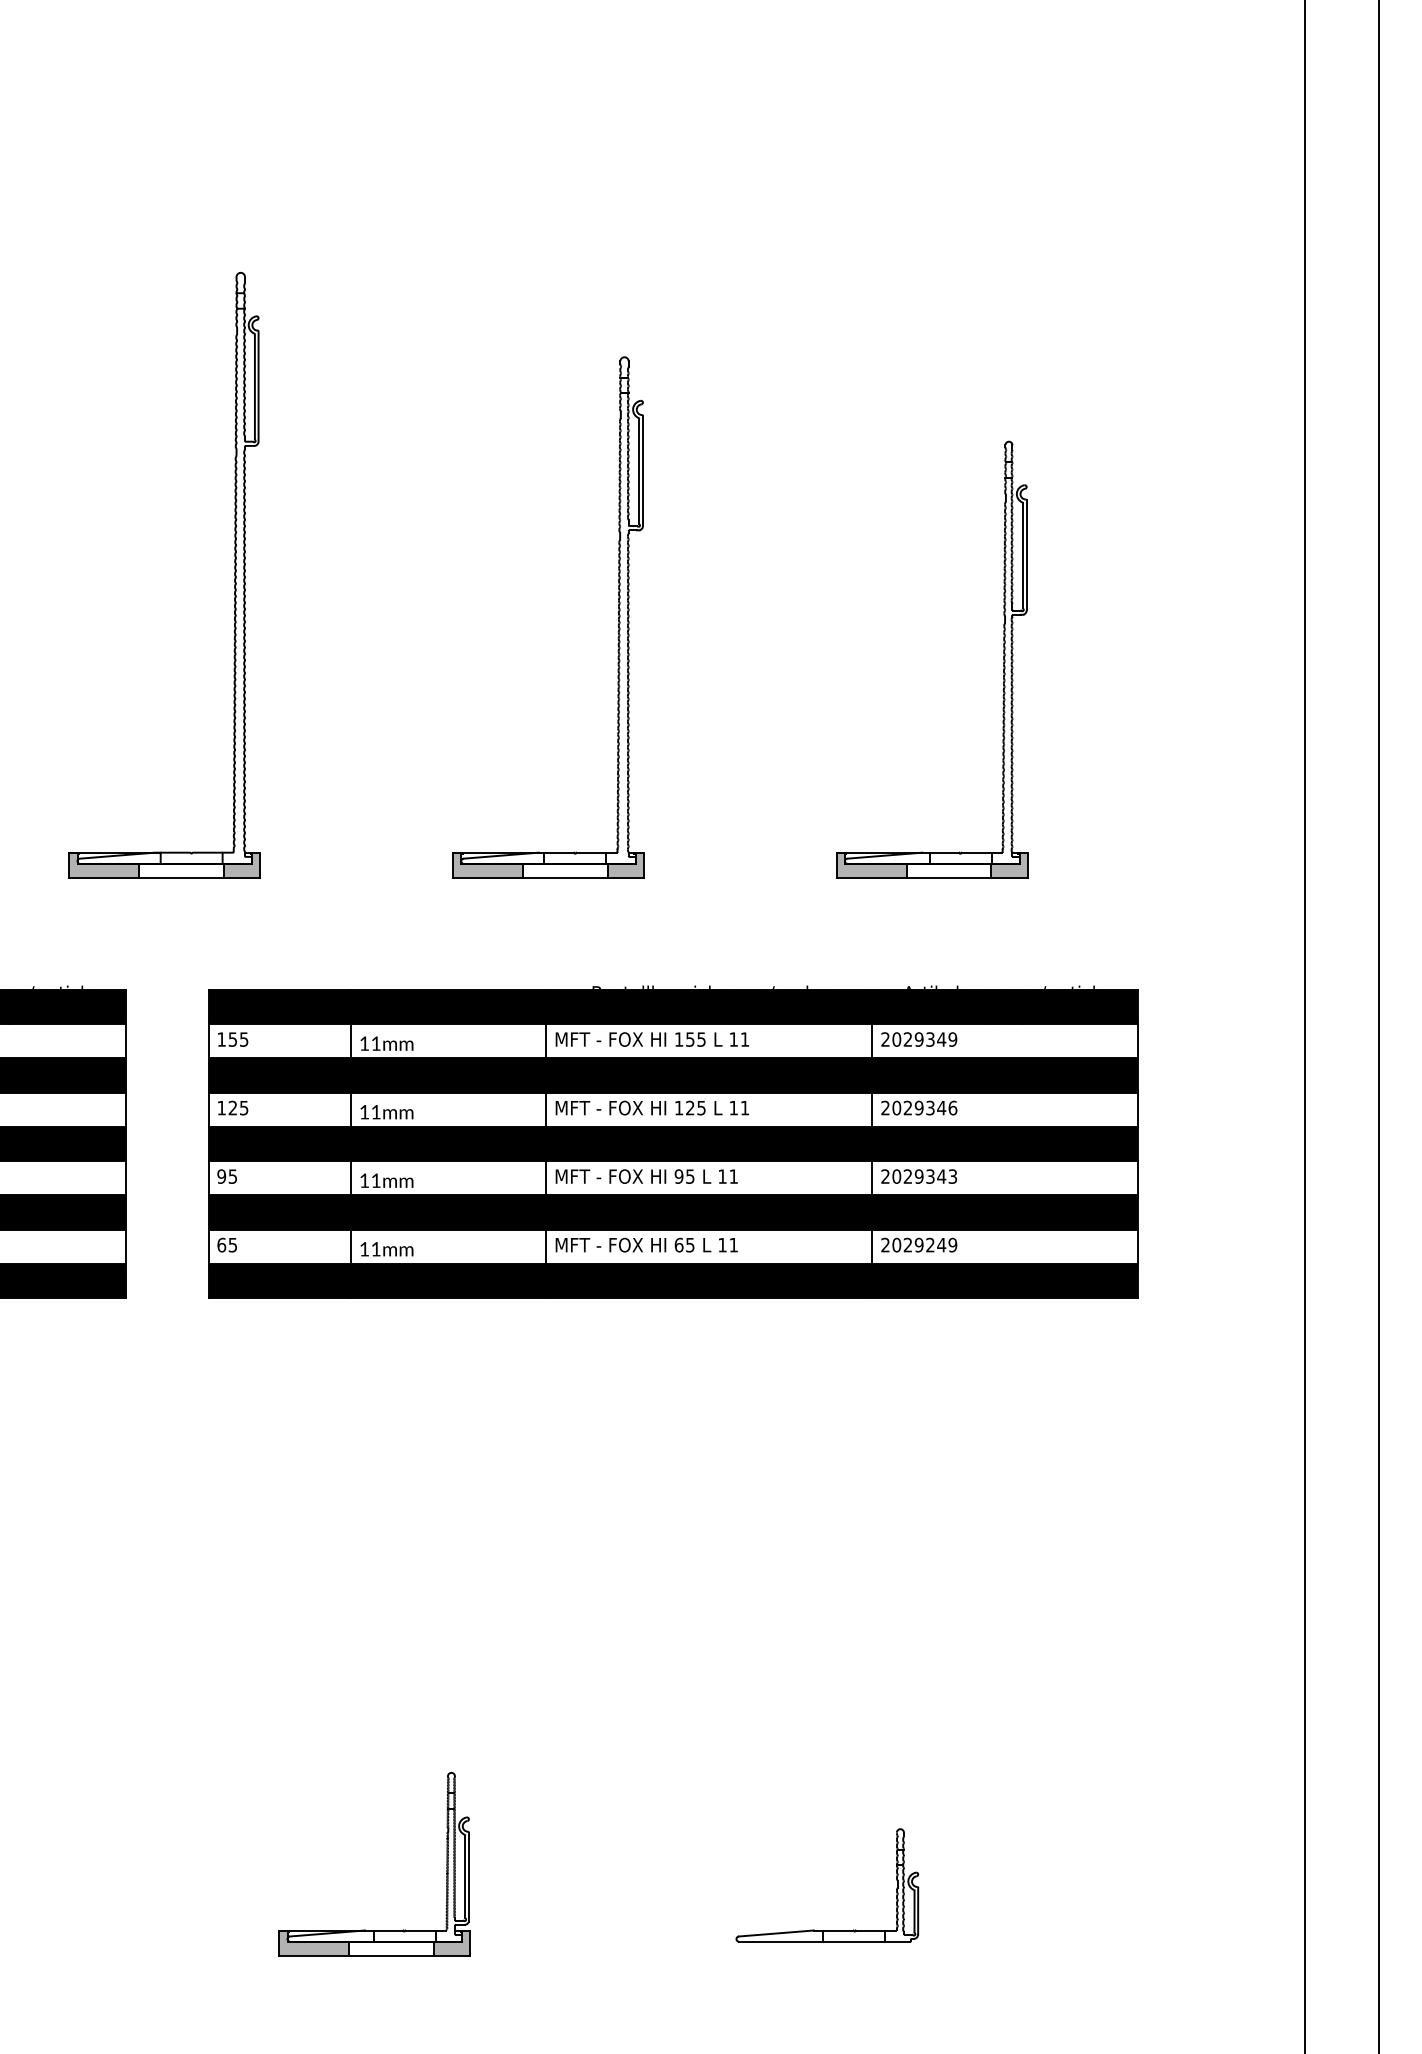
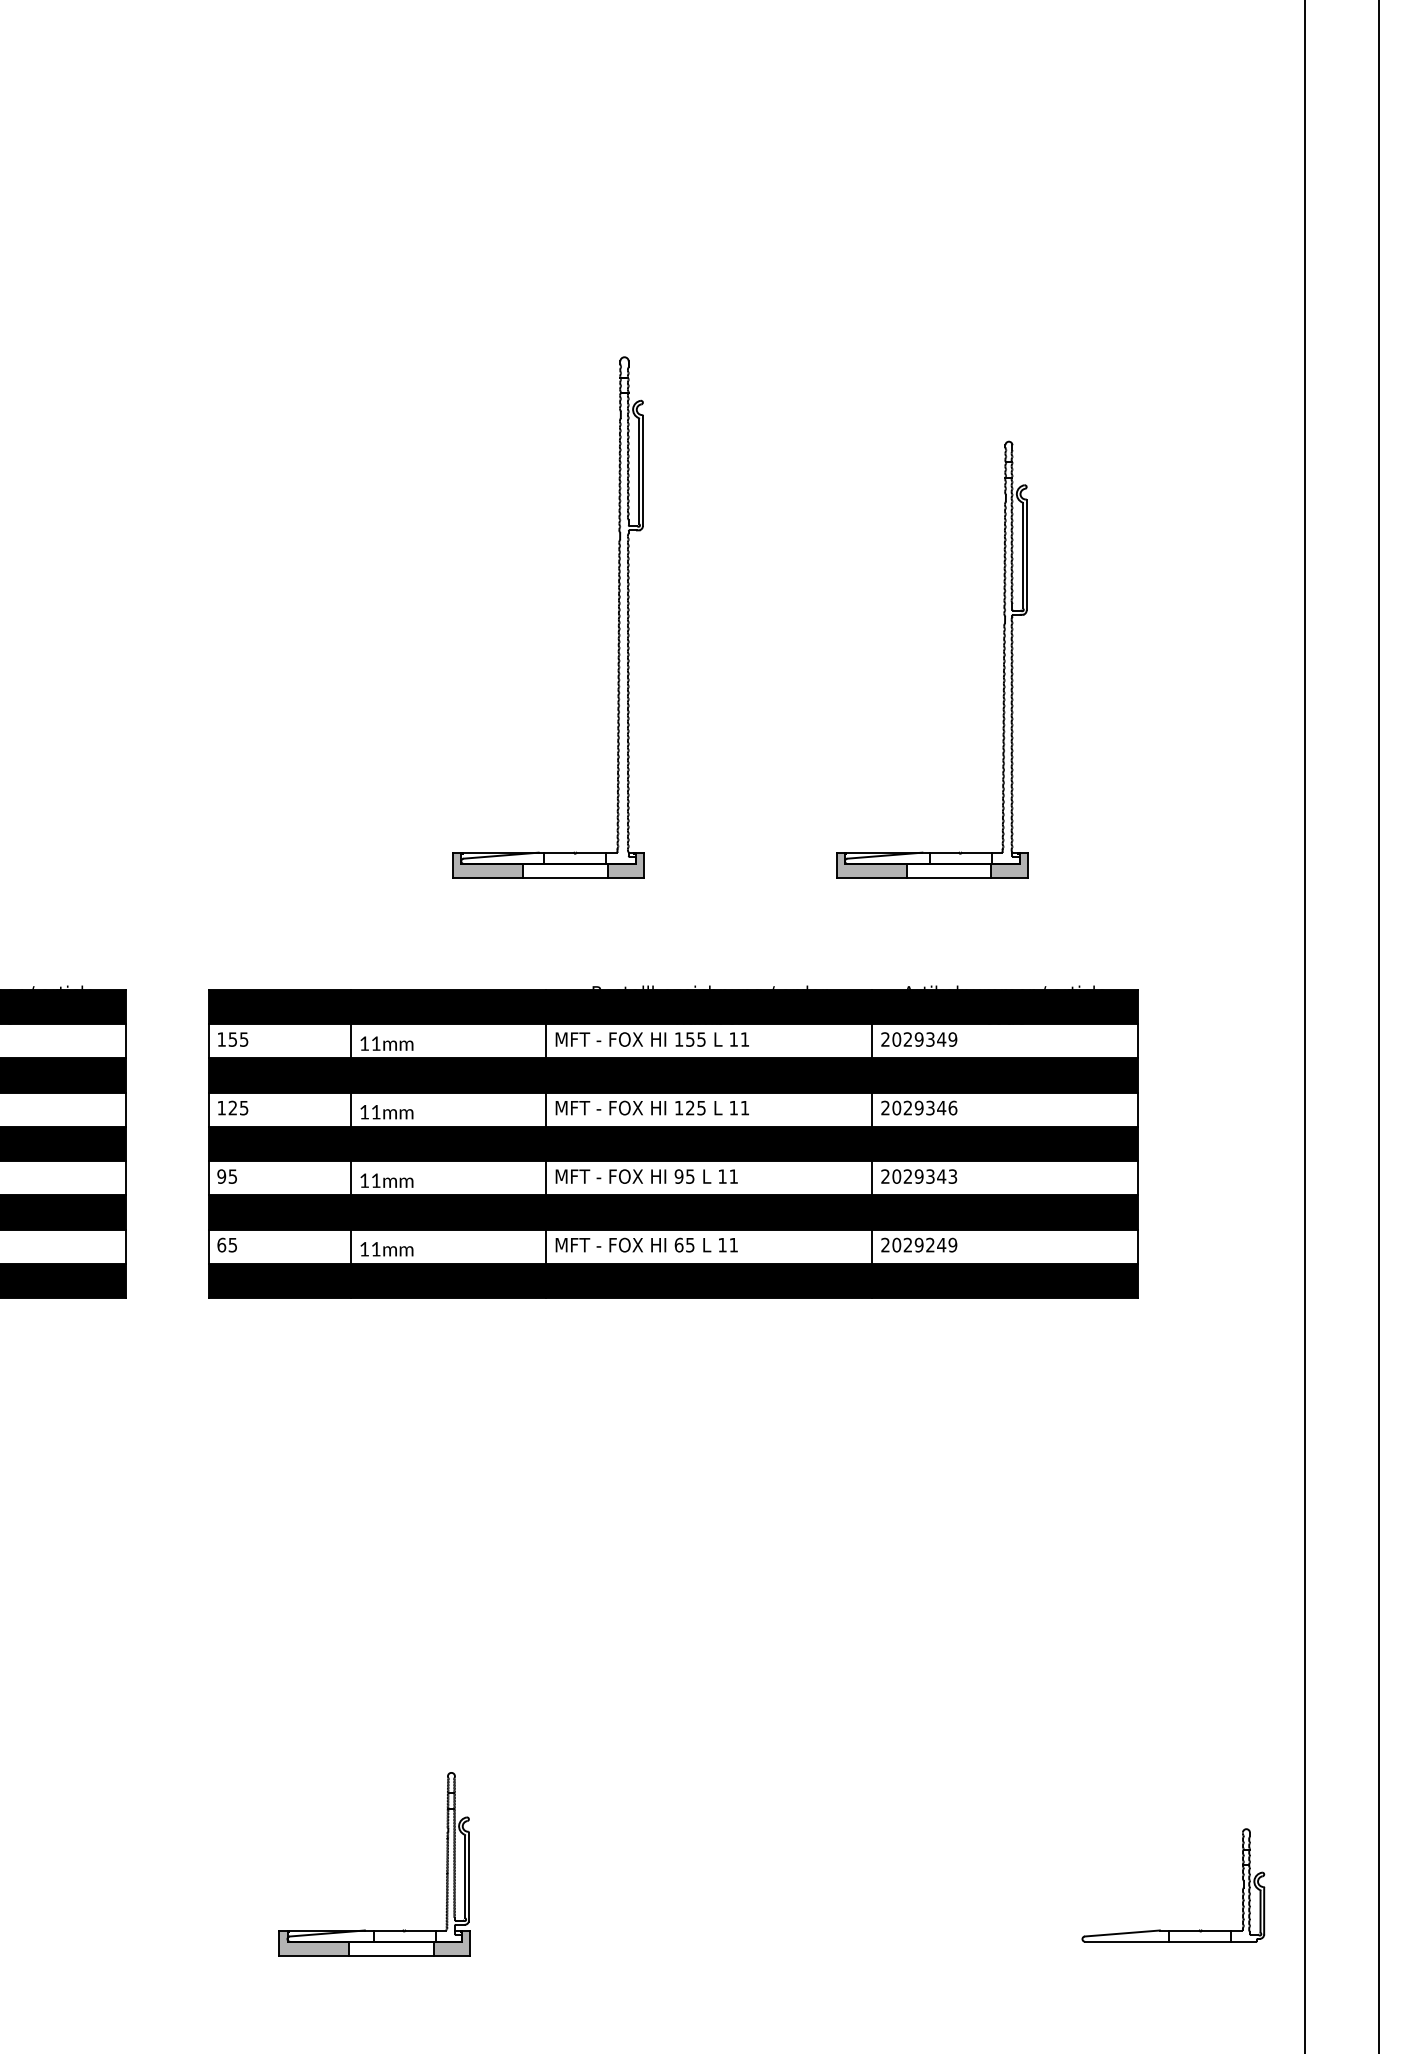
part: present -> none (234, 574)
part position: (827, 1930) -> (1173, 1930) (1173, 1930)
